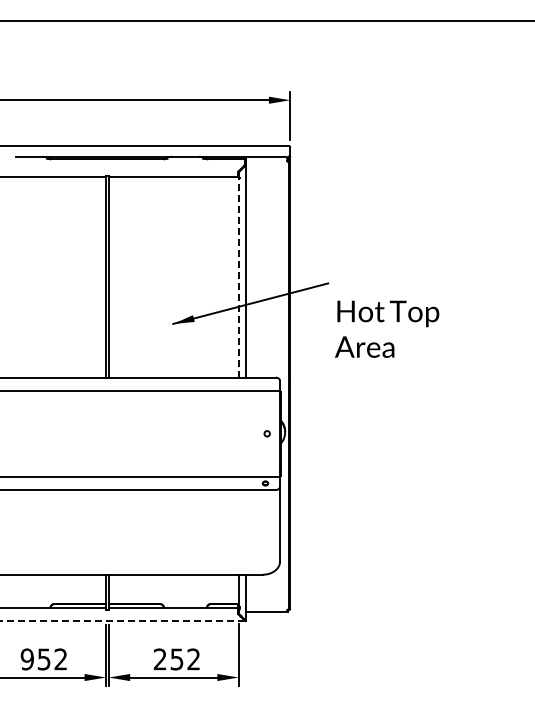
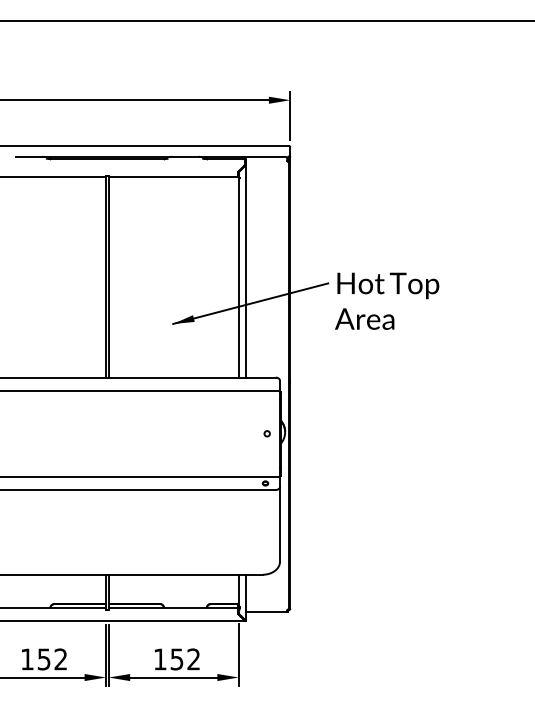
line: dashed -> solid (238, 277)
text position: (387, 328) -> (387, 300) (387, 300)
line: dashed -> solid (122, 621)
text: 952 -> 152 (26, 659)
text: 252 -> 152 (159, 659)
